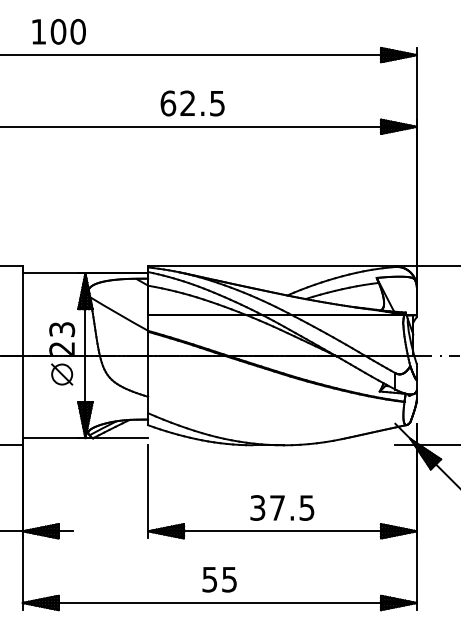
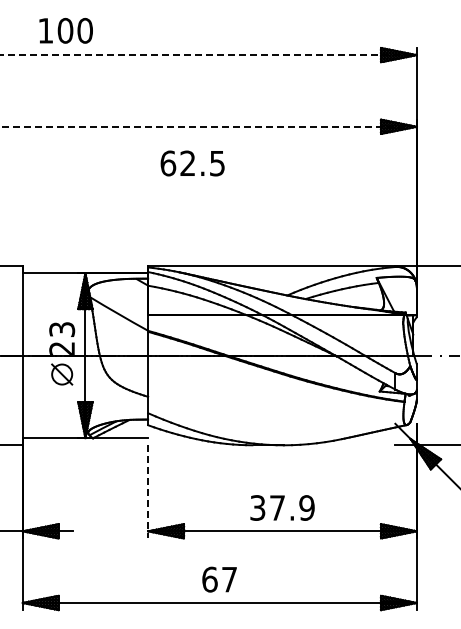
text position: (58, 31) -> (65, 30) (65, 30)
line: solid -> dashed (208, 55)
text position: (192, 103) -> (192, 163) (192, 163)
line: solid -> dashed (208, 126)
line: solid -> dashed (148, 491)
text: 37.5 -> 37.9 (306, 507)
text: 55 -> 67 (219, 579)
